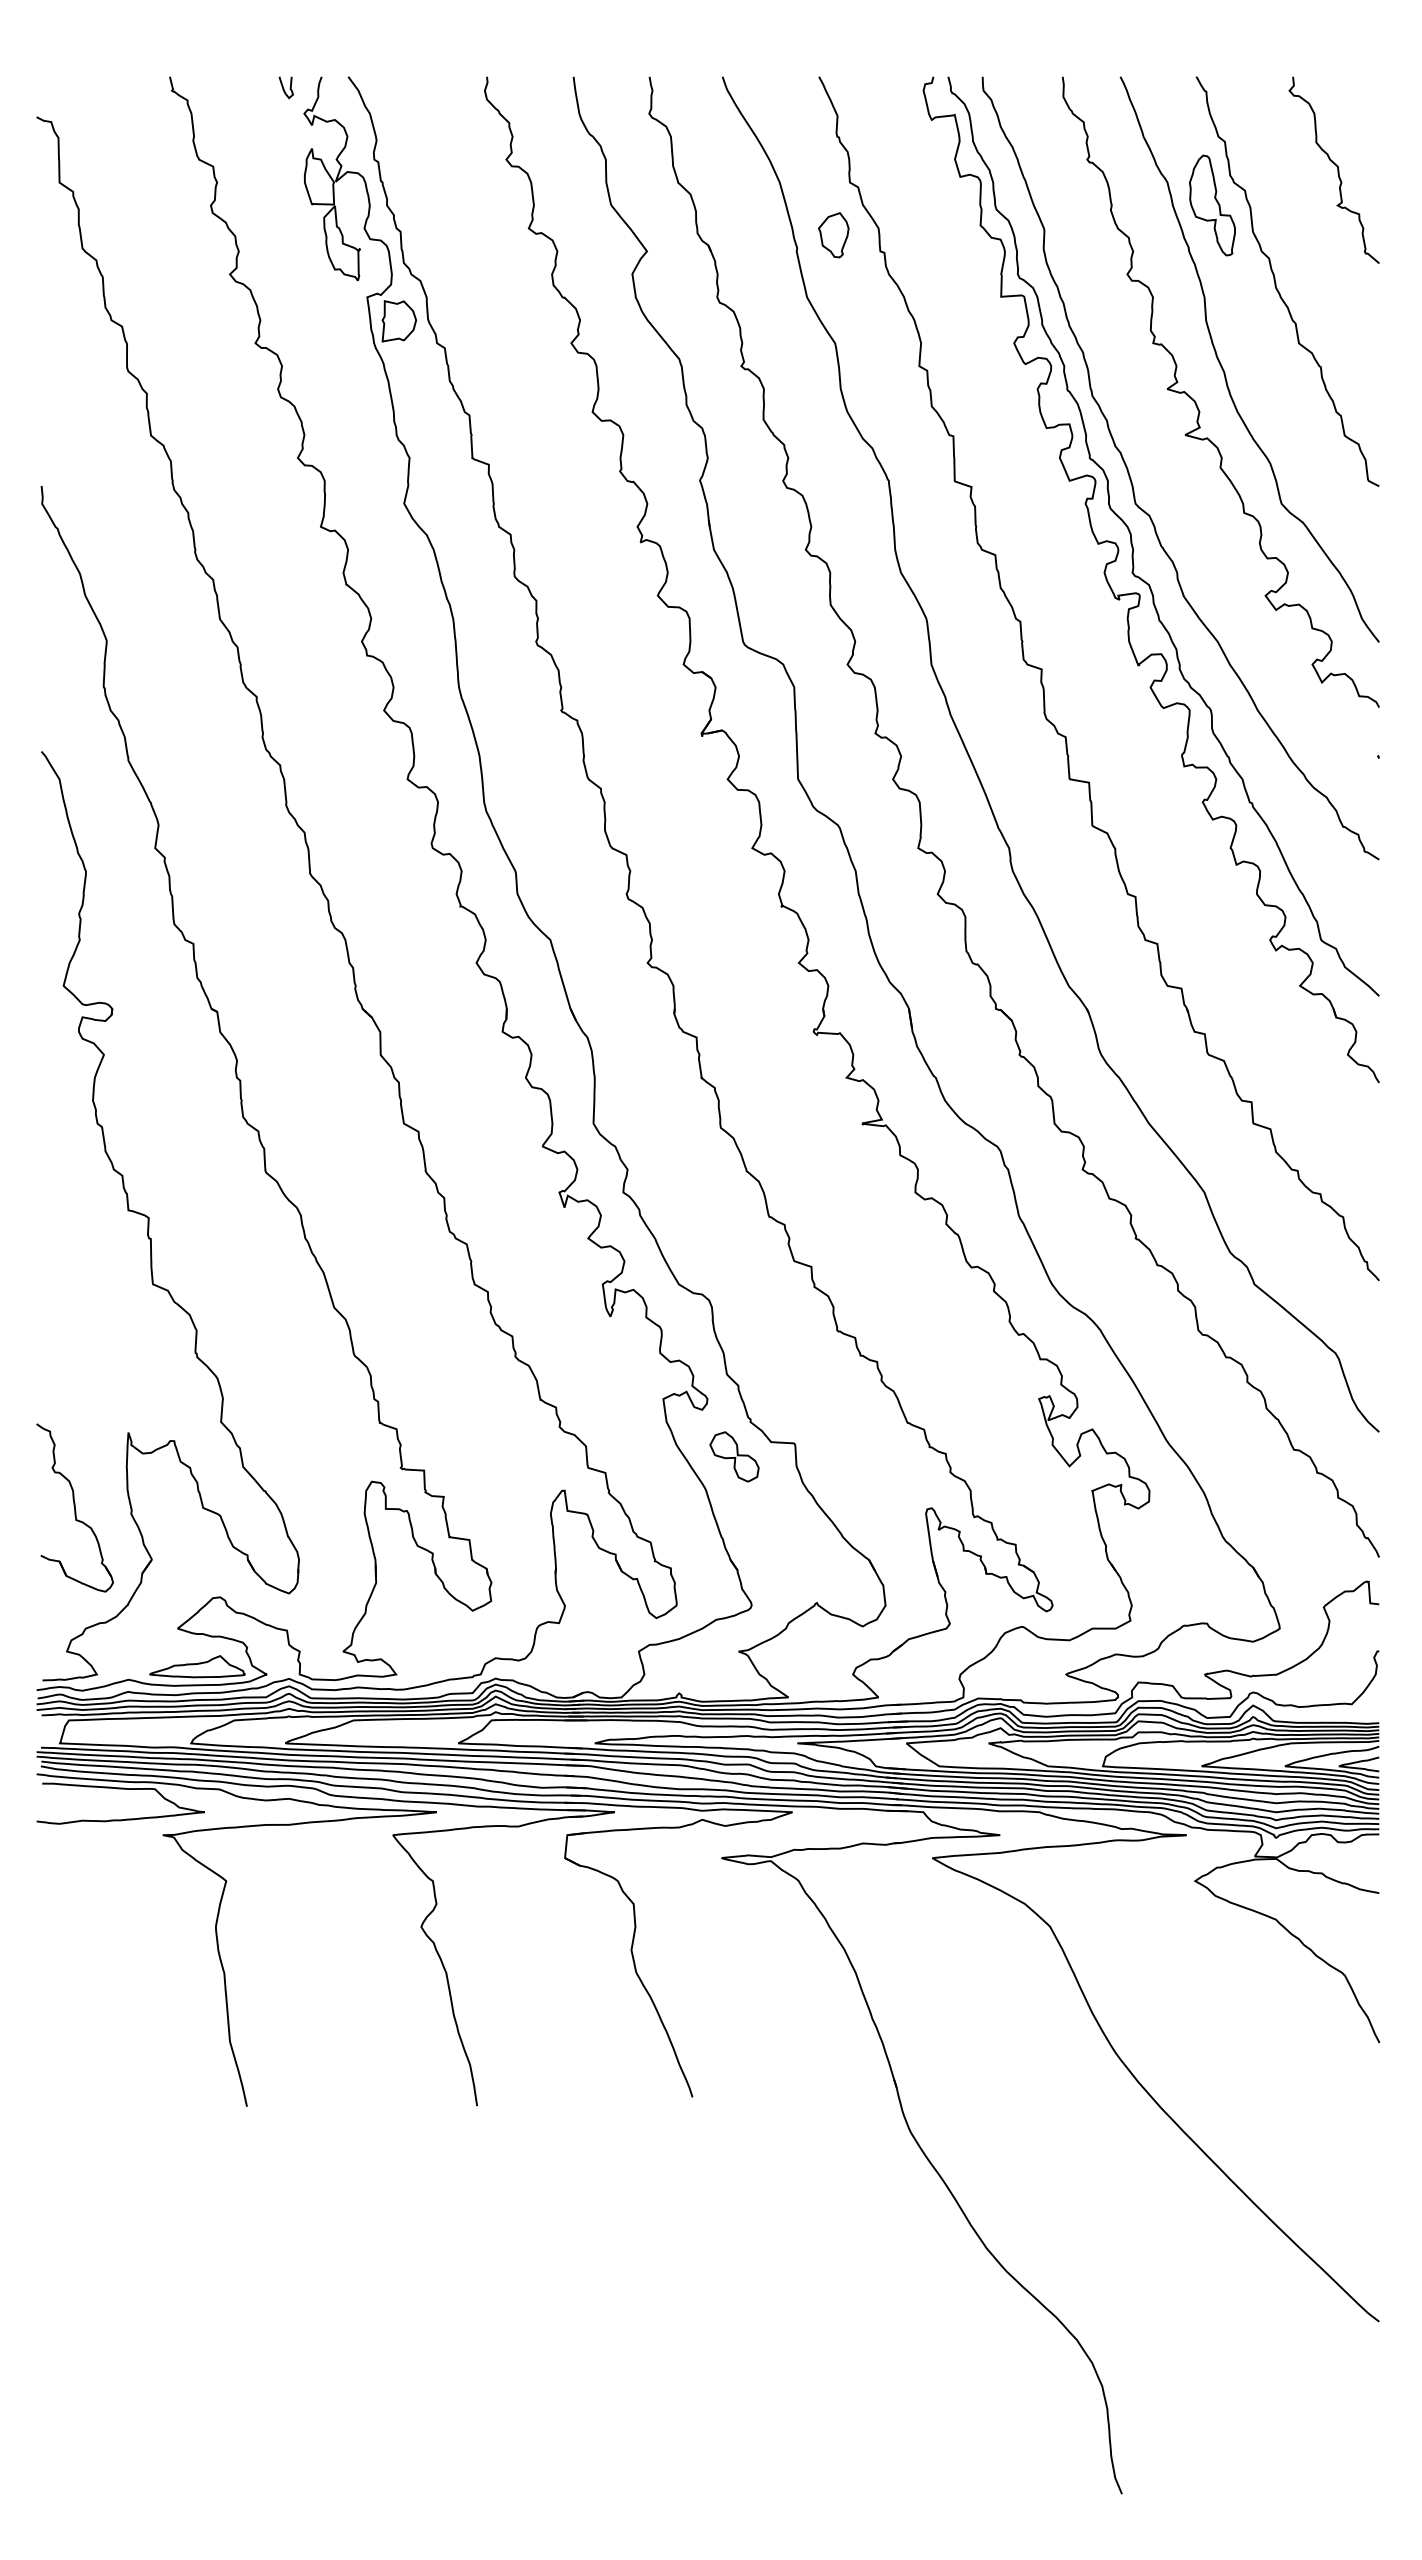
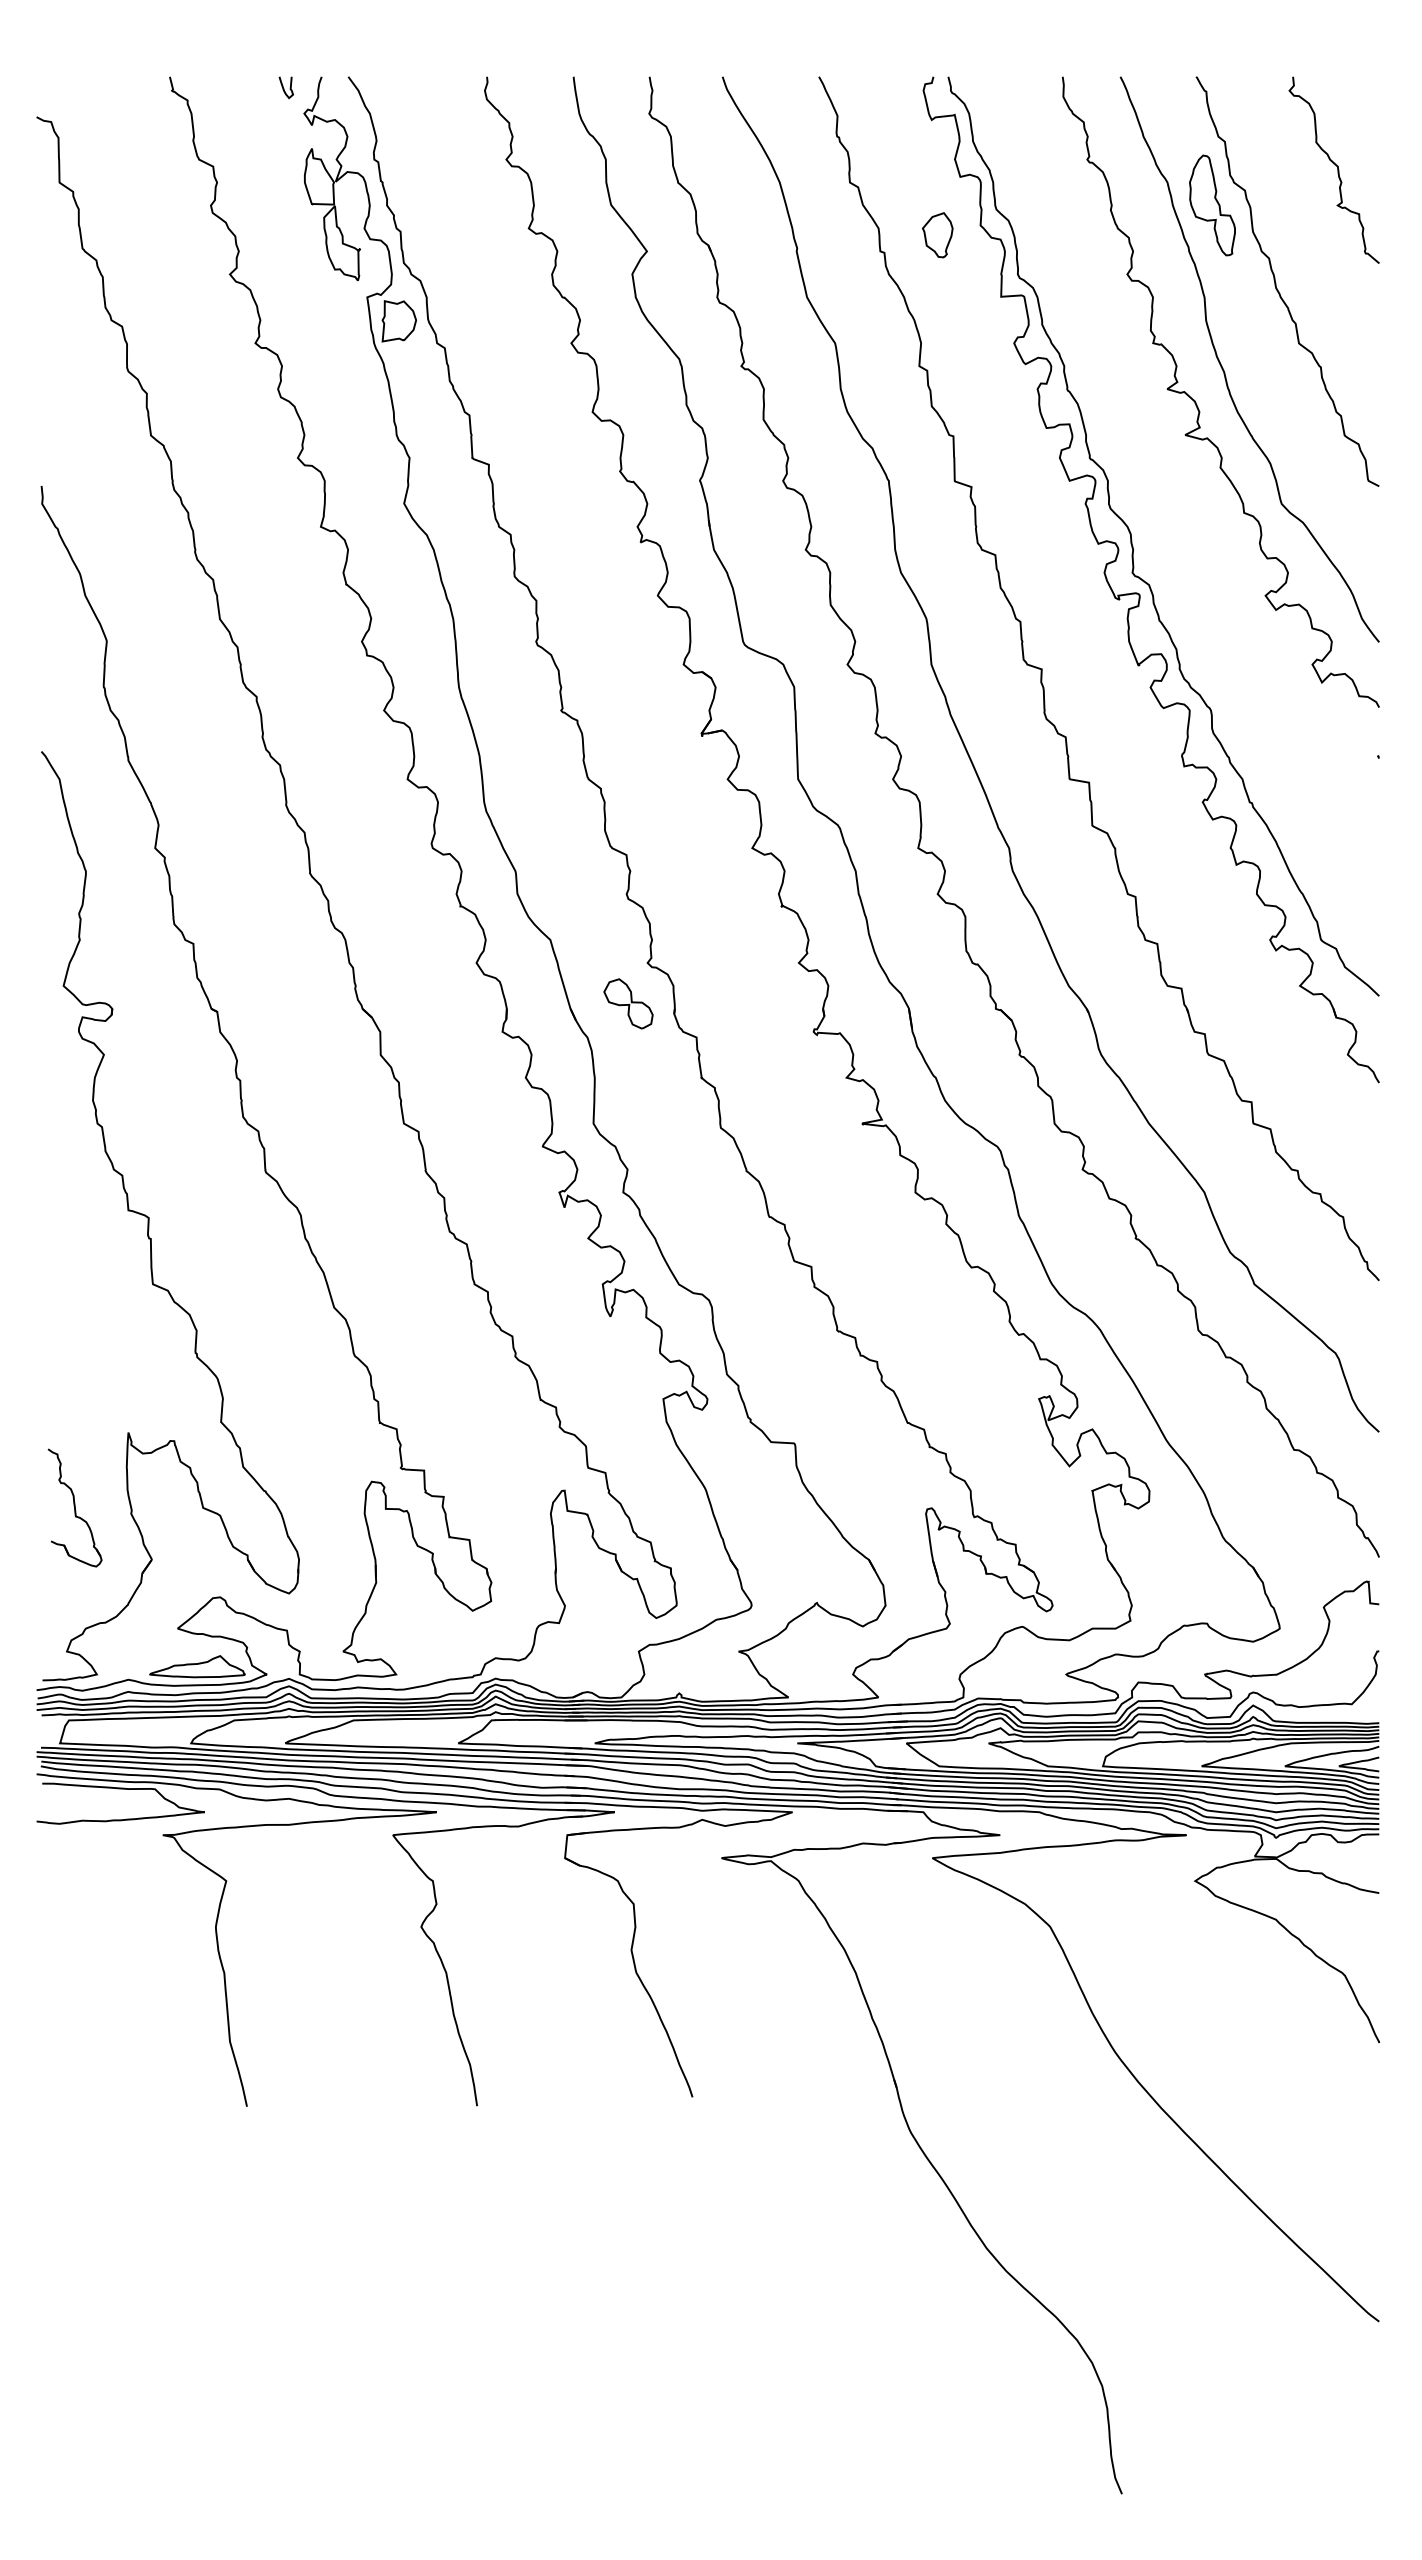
part position: (833, 235) -> (937, 235) (937, 235)
curve: present -> none (1132, 481)
part position: (734, 1456) -> (628, 1003) (628, 1003)
part size: 78x170 px -> 55x120 px (75, 1507)
